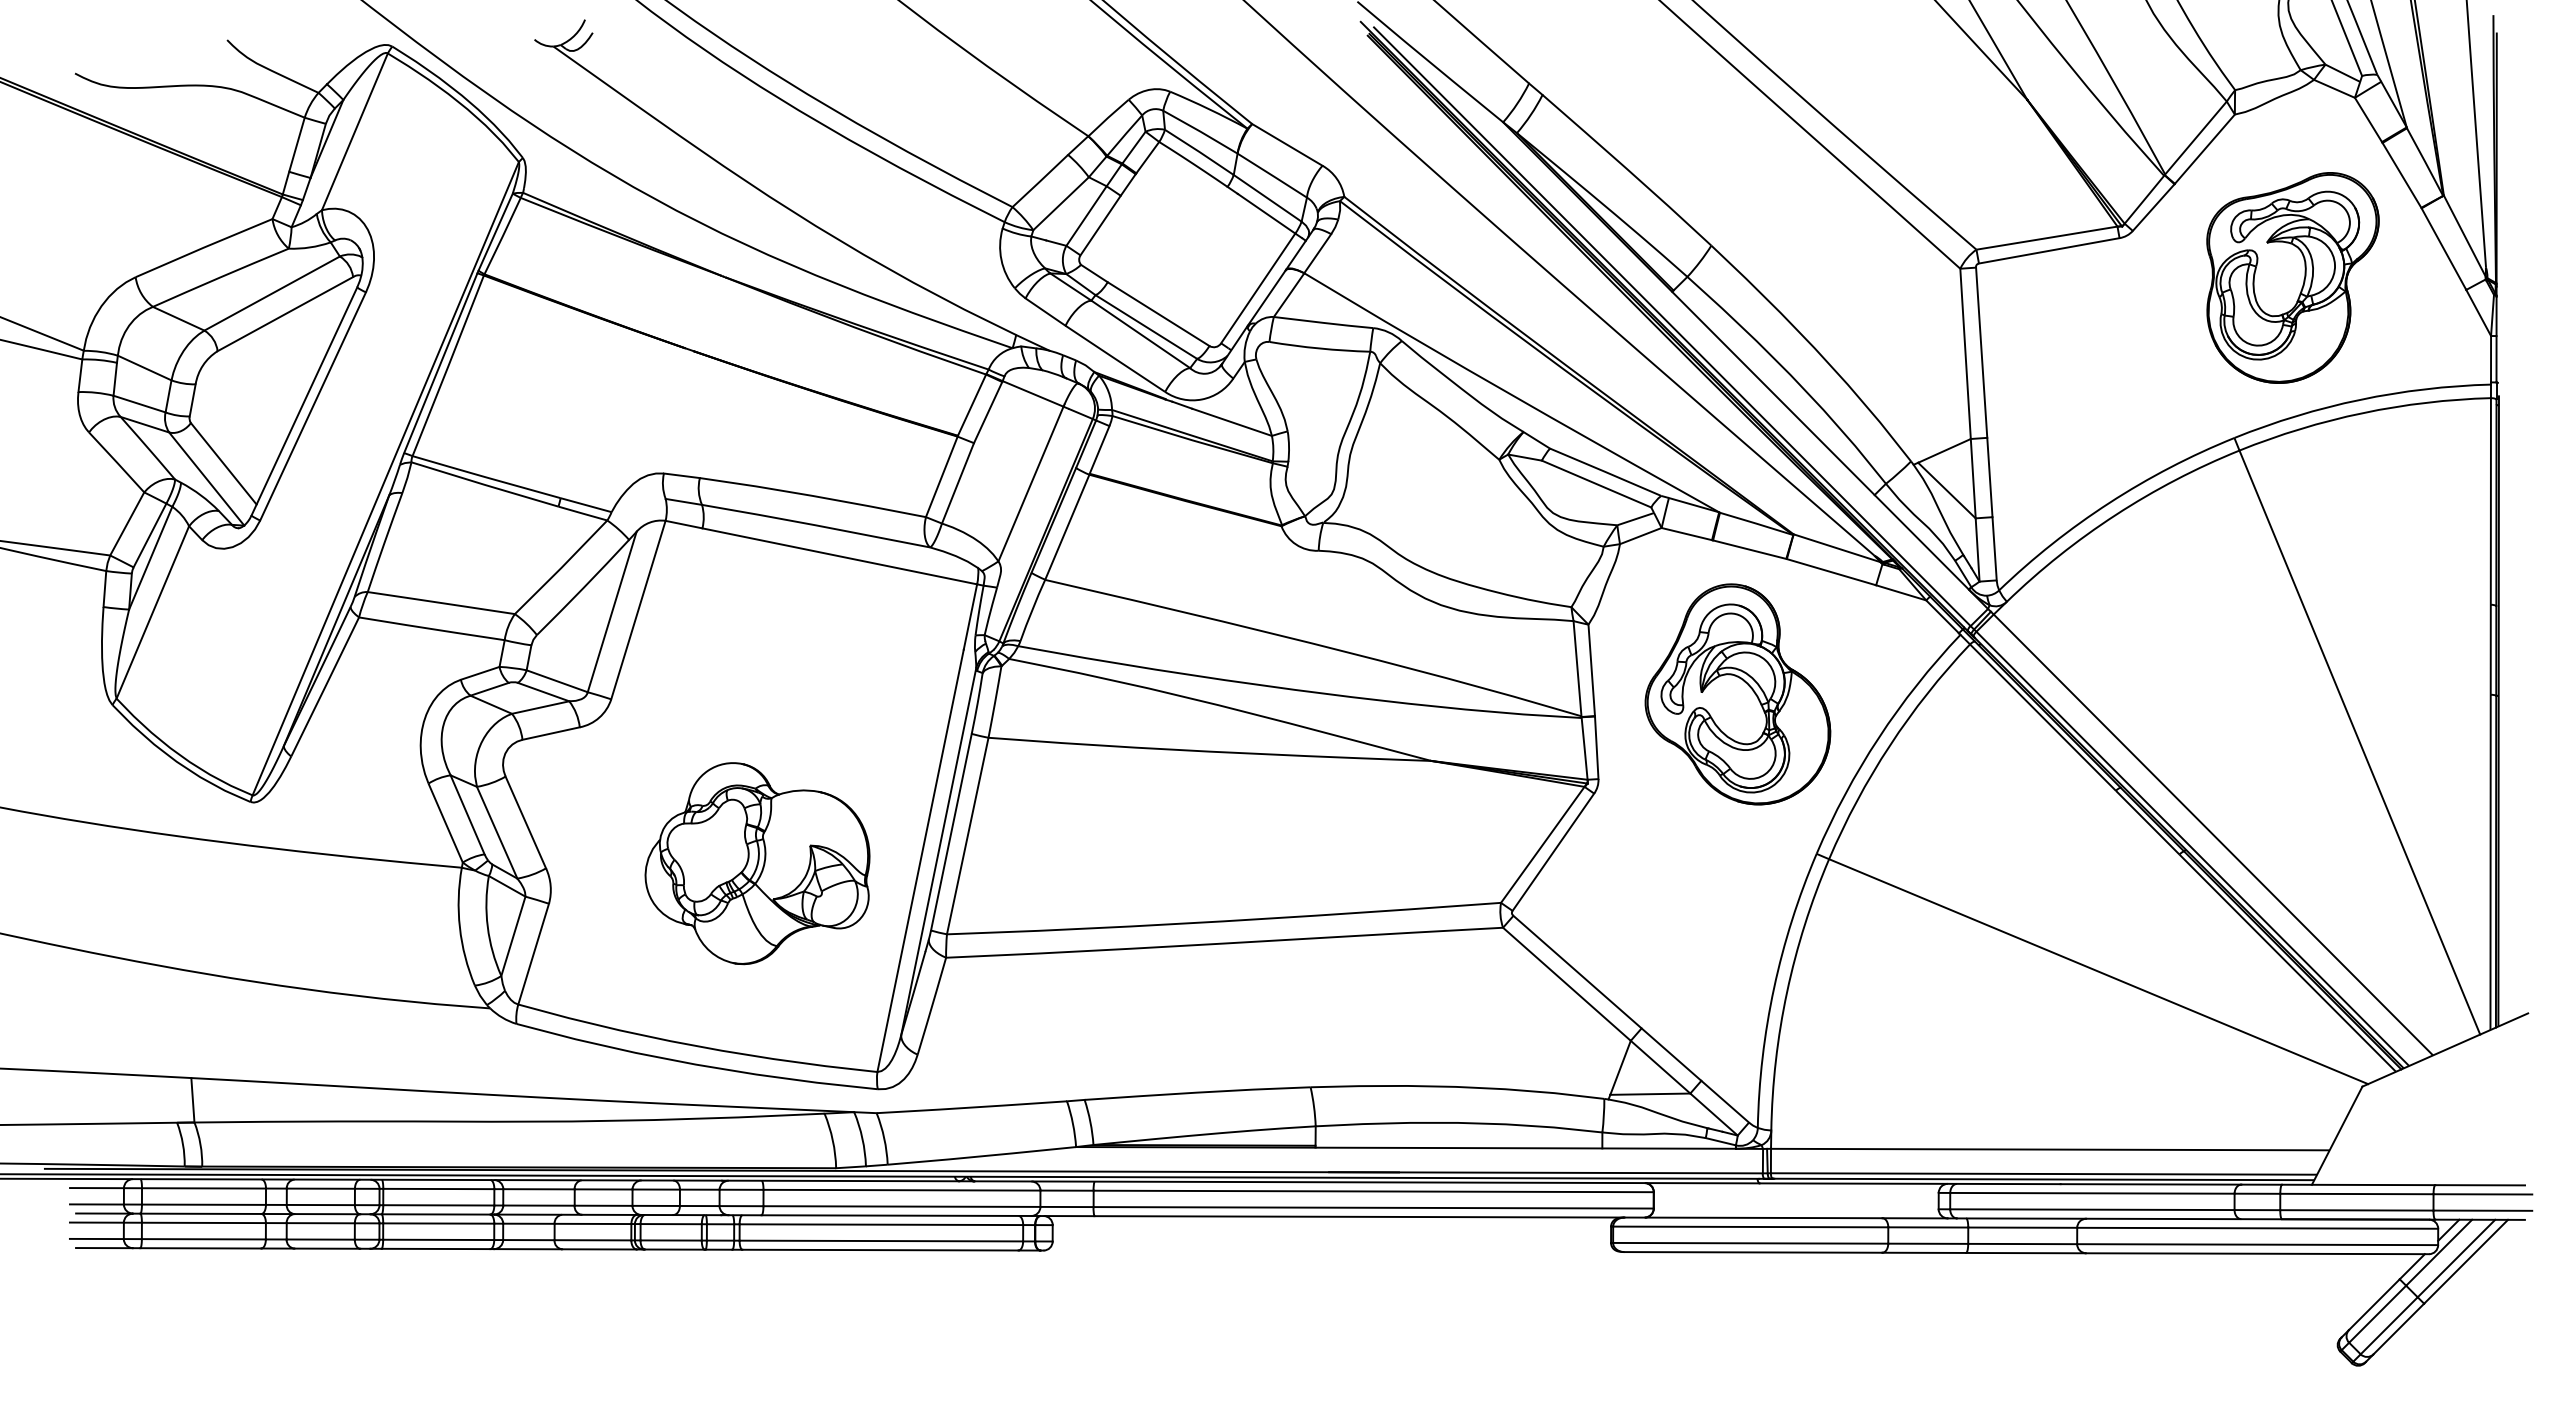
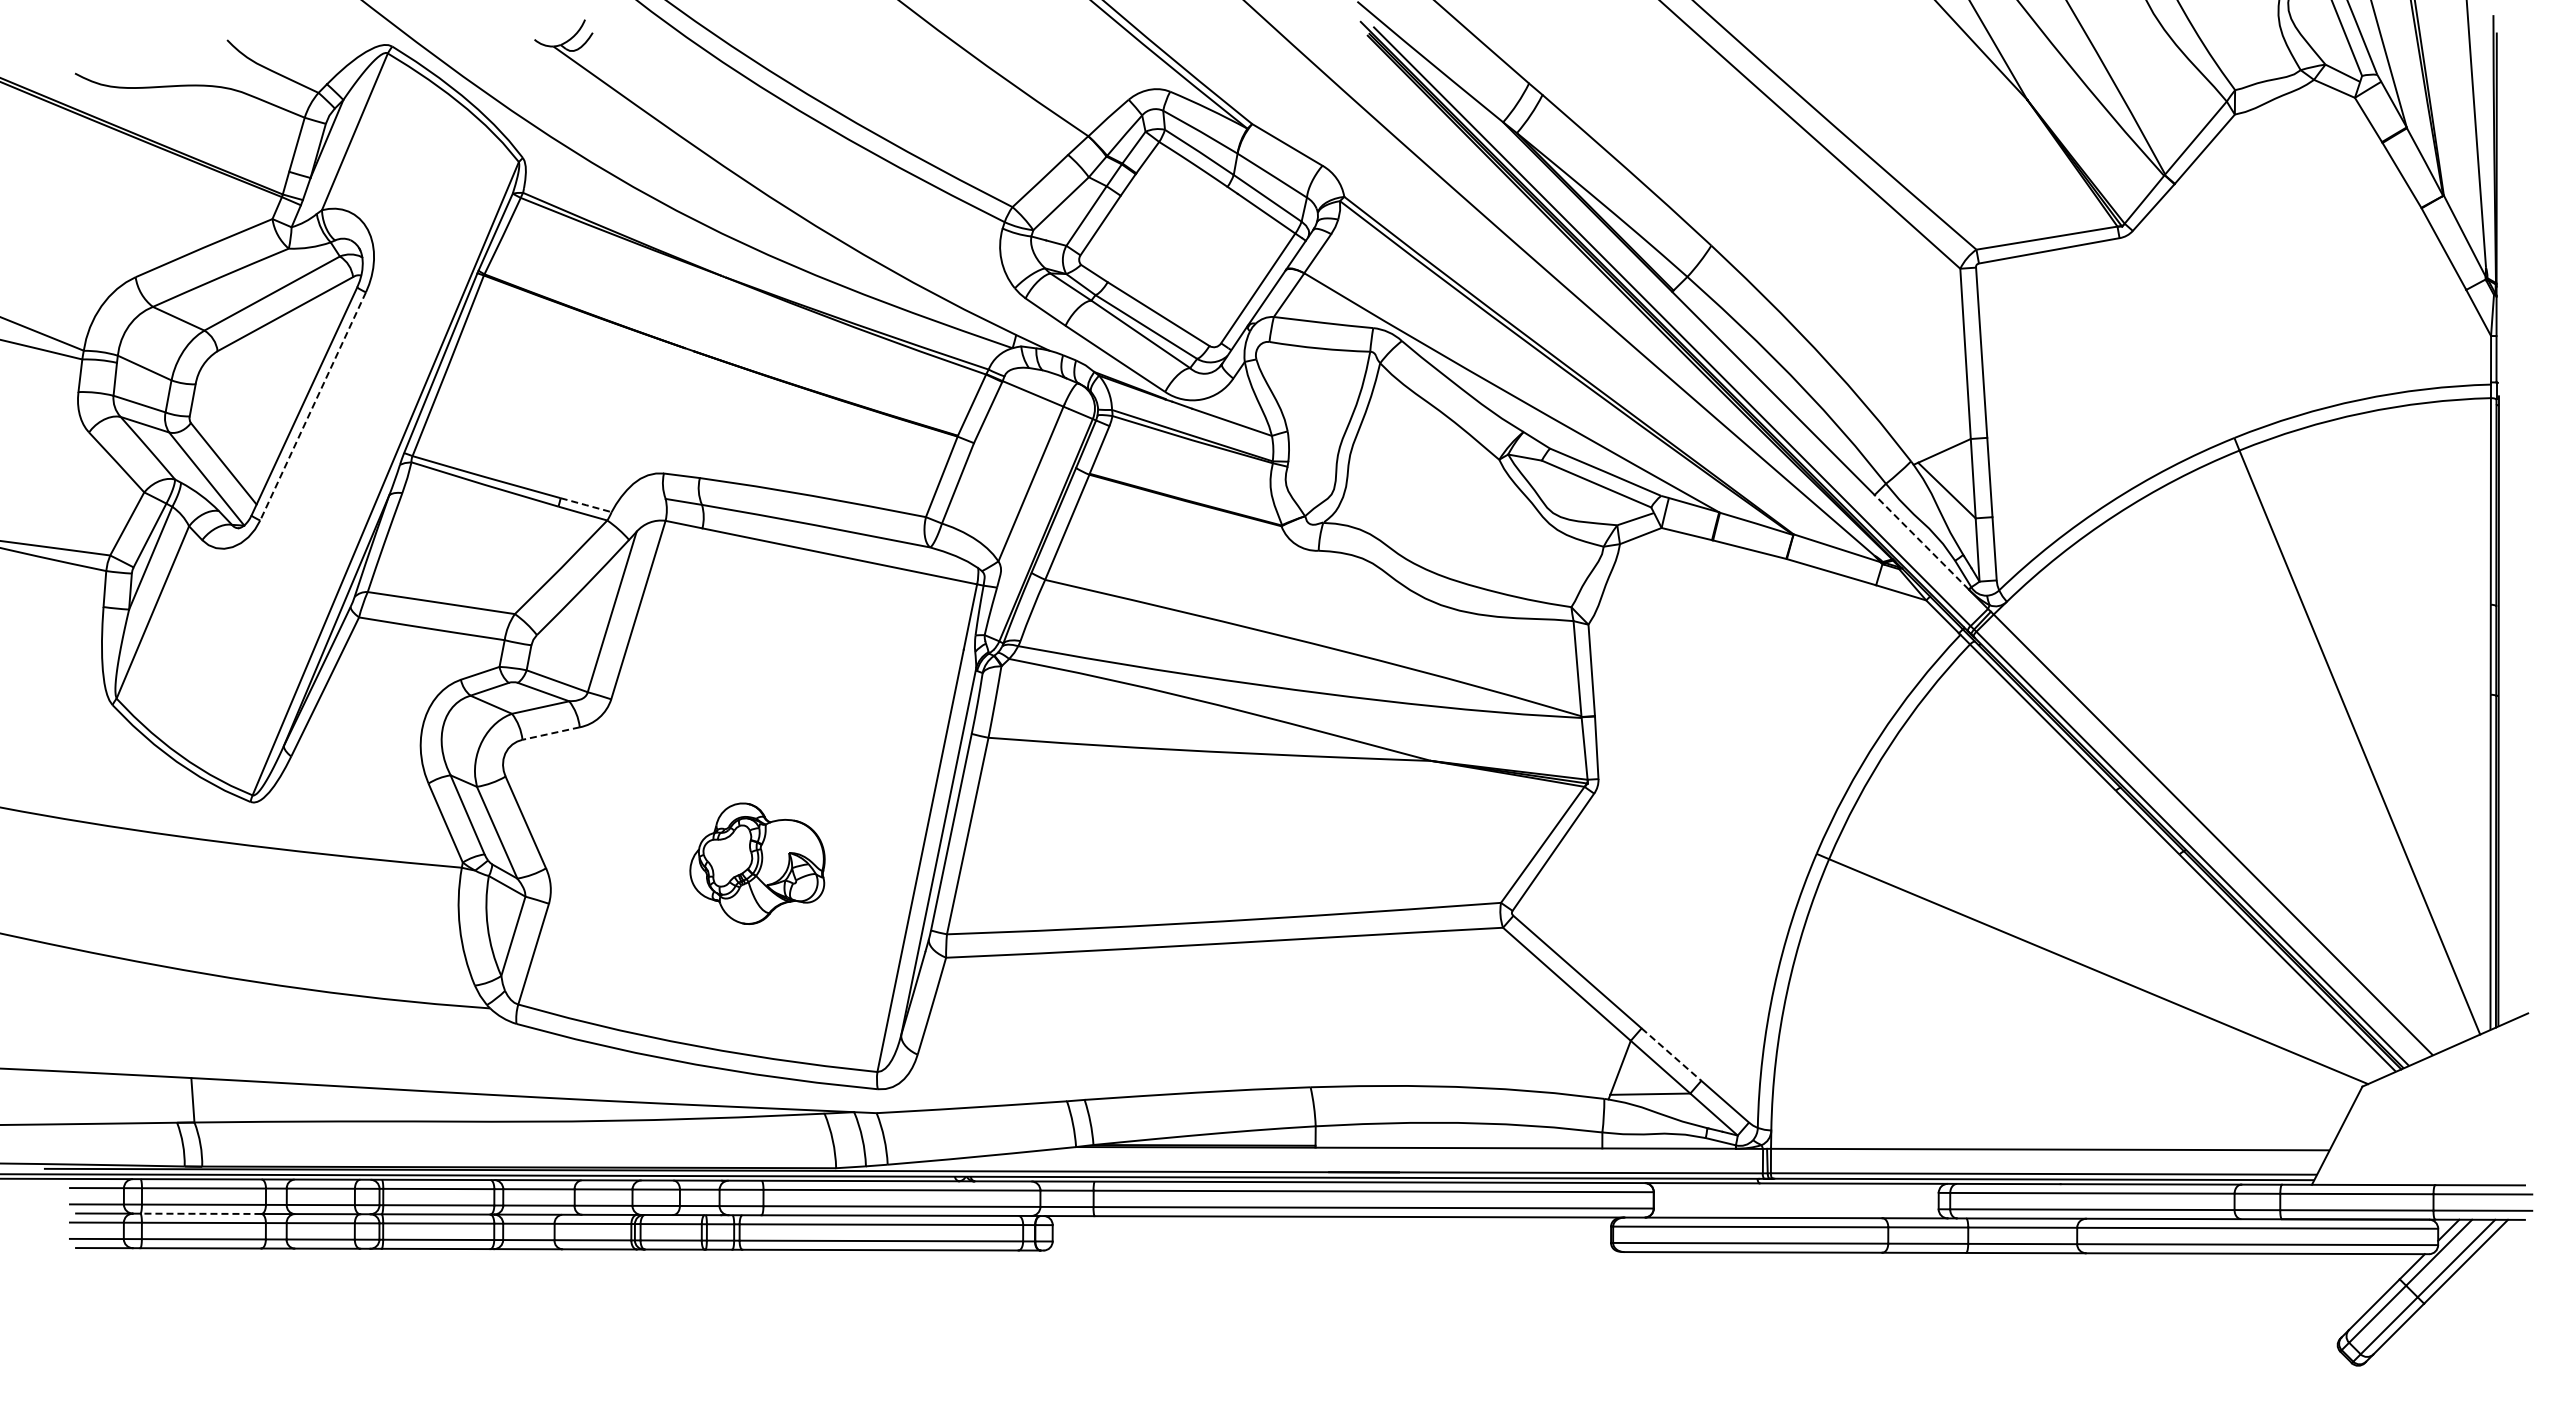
part: present -> none (2292, 277)
line: solid -> dashed (313, 406)
line: solid -> dashed (586, 505)
line: solid -> dashed (1921, 542)
part: present -> none (1737, 694)
line: solid -> dashed (550, 733)
part size: 227x204 px -> 137x123 px (757, 863)
line: solid -> dashed (1671, 1054)
line: solid -> dashed (200, 1213)
